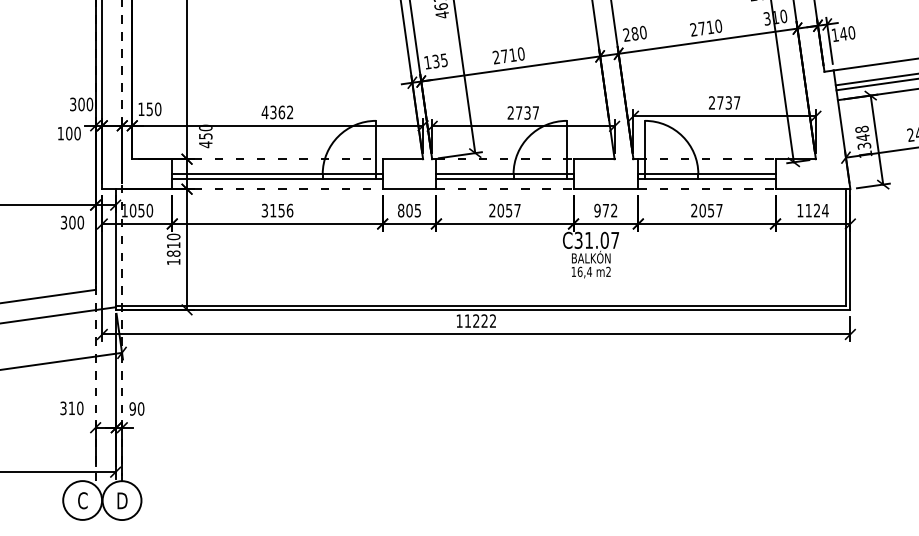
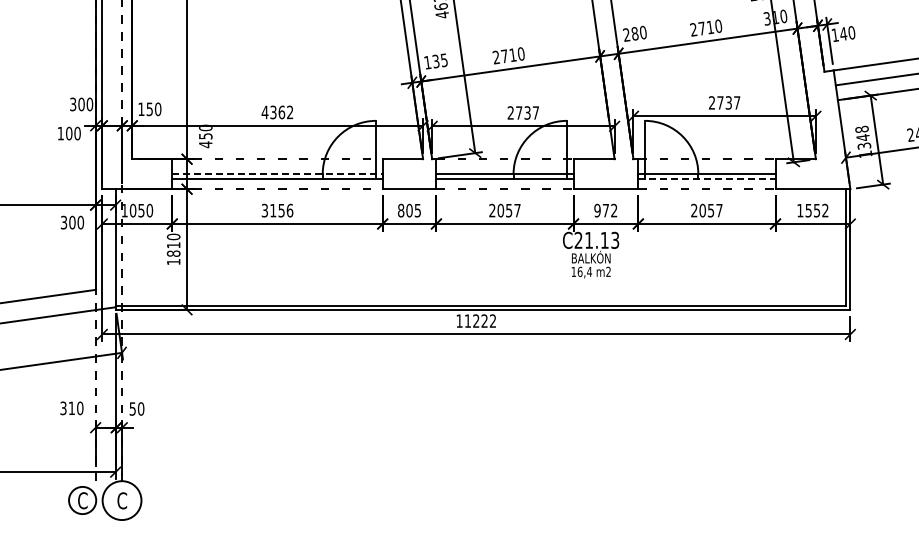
line: present -> none (875, 84)
line: solid -> dashed (278, 174)
line: solid -> dashed (706, 179)
text: 1124 -> 1552 (816, 210)
text: C31.07 -> C21.13 (596, 239)
text: 90 -> 50 (132, 408)
circle diameter: 39 px -> 27 px (82, 500)
text: D -> C (122, 500)
